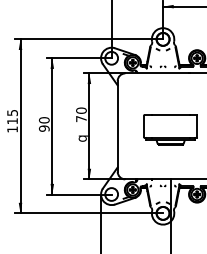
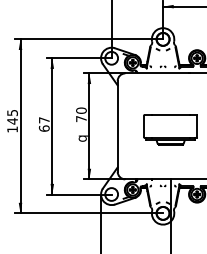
text: 115 -> 145 (12, 120)
text: 90 -> 67 (43, 124)
